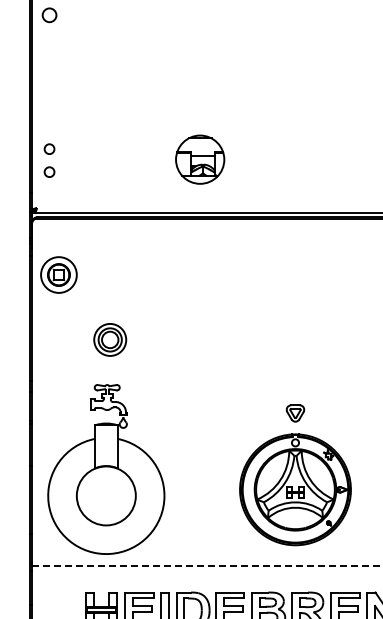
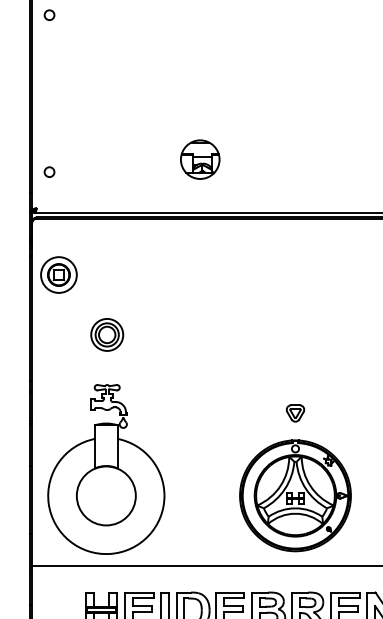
circle size: 17x17 px -> 13x12 px (49, 14)
circle: present -> none (49, 148)
part size: 51x51 px -> 41x41 px (200, 159)
part position: (110, 339) -> (107, 334) (107, 334)
part position: (295, 489) -> (295, 495) (295, 495)
line: dashed -> solid (208, 565)
